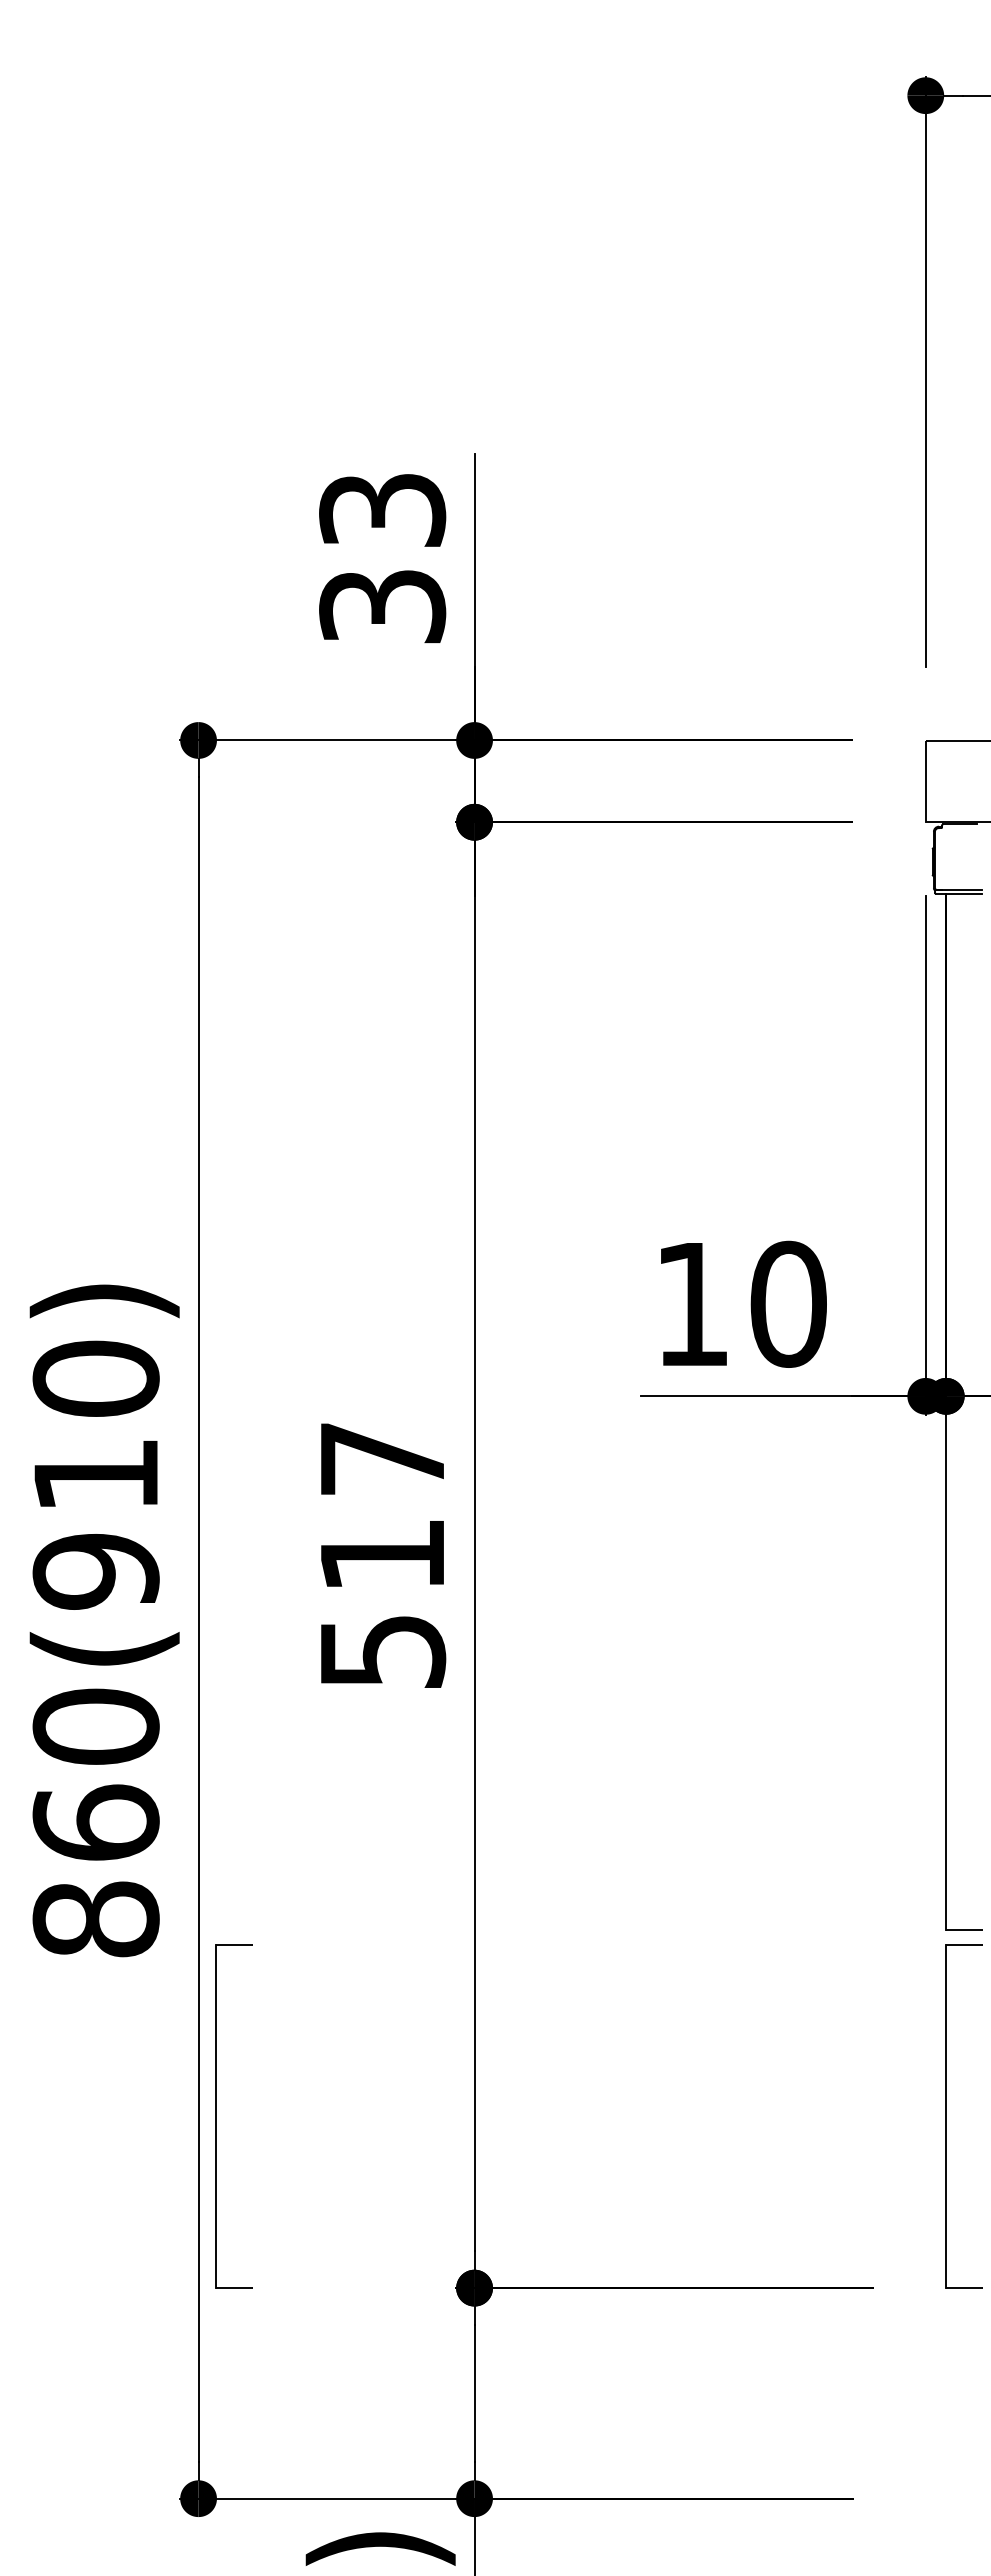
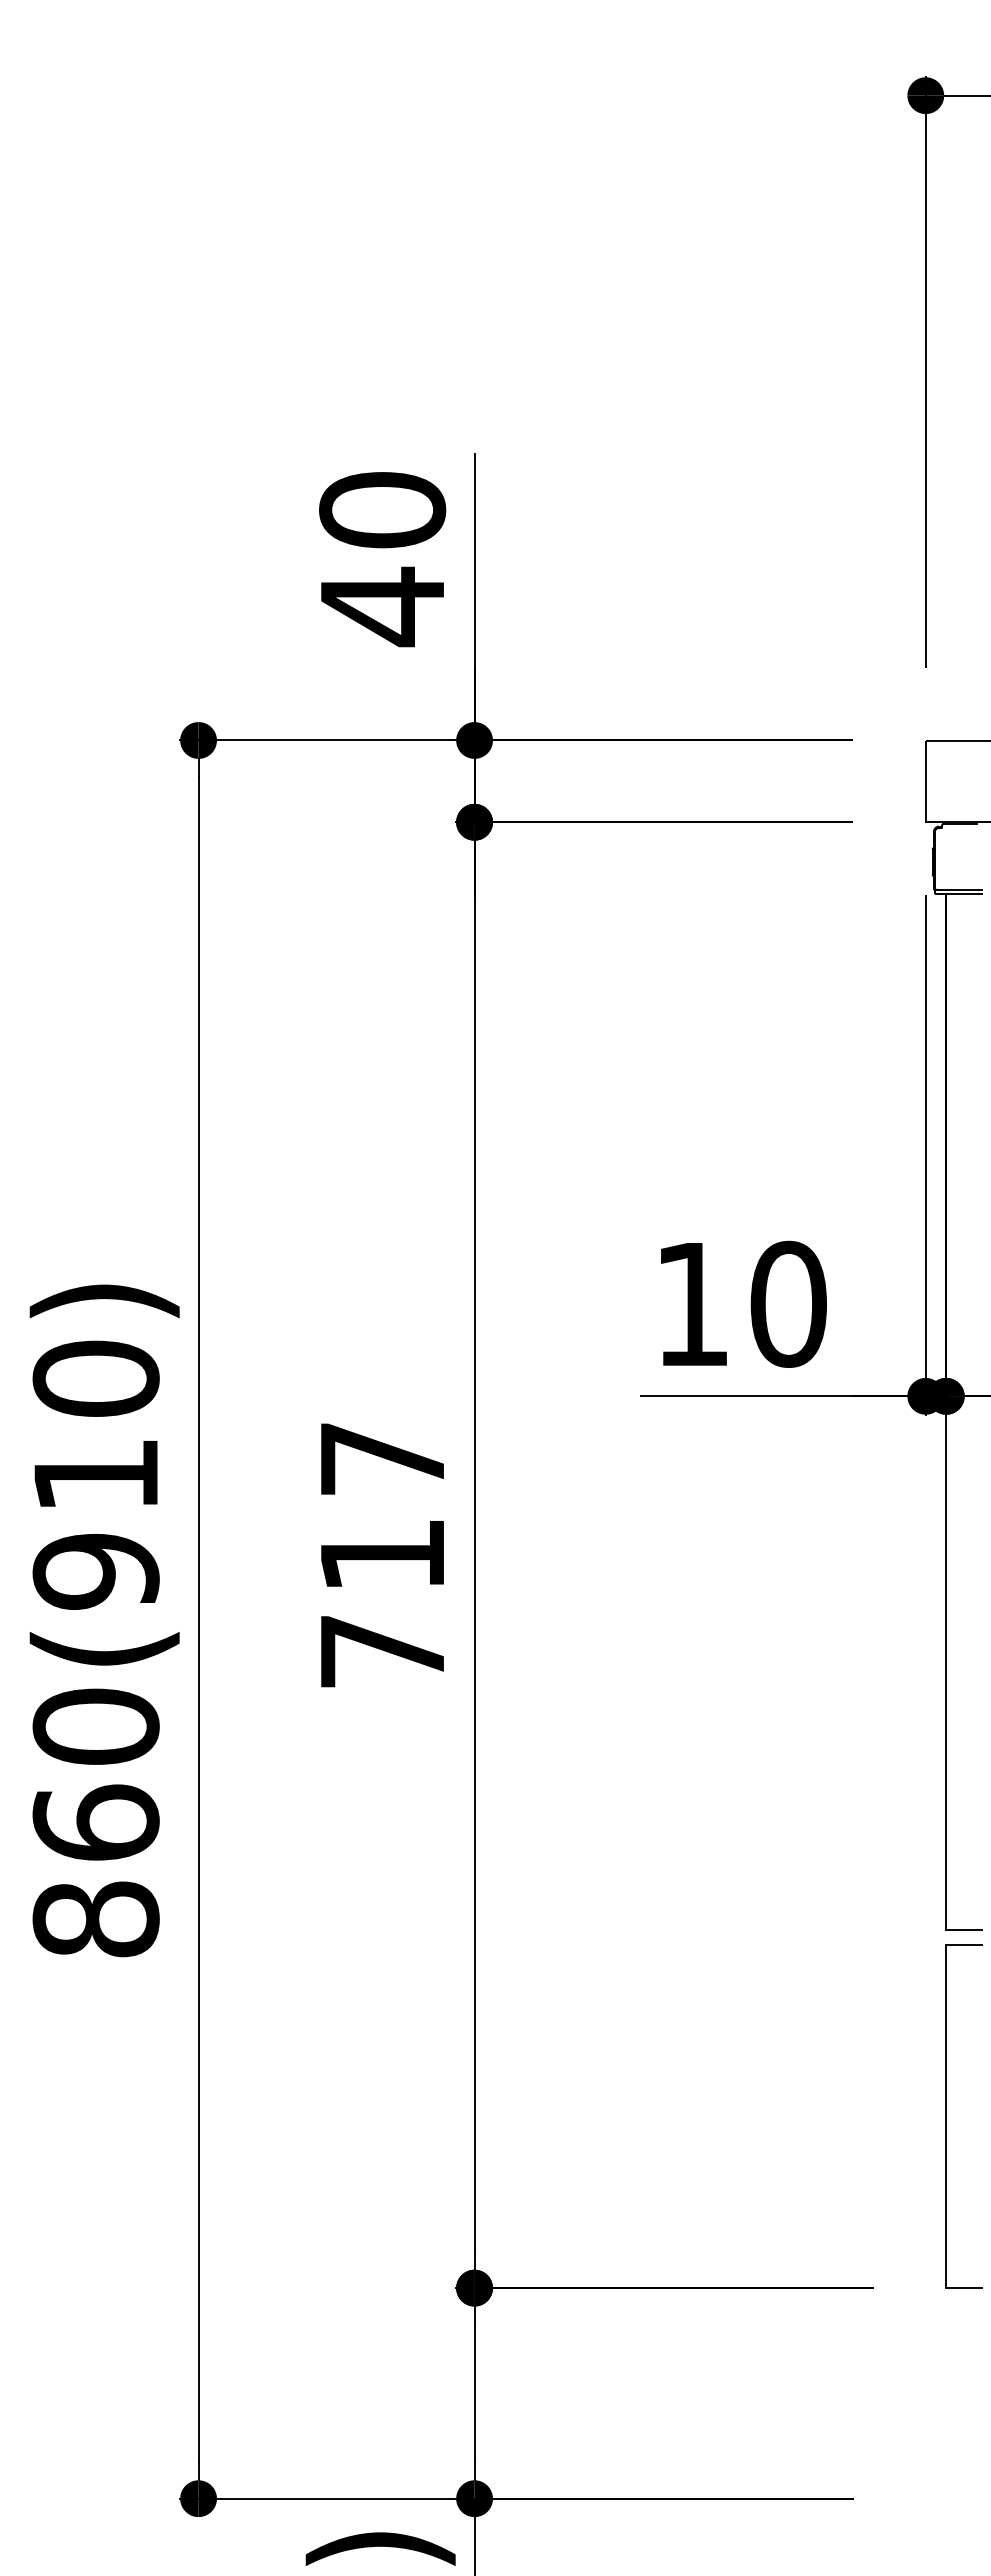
text: 33 -> 40 (382, 559)
text: 517 -> 717 (383, 1651)
part: present -> none (216, 2116)
